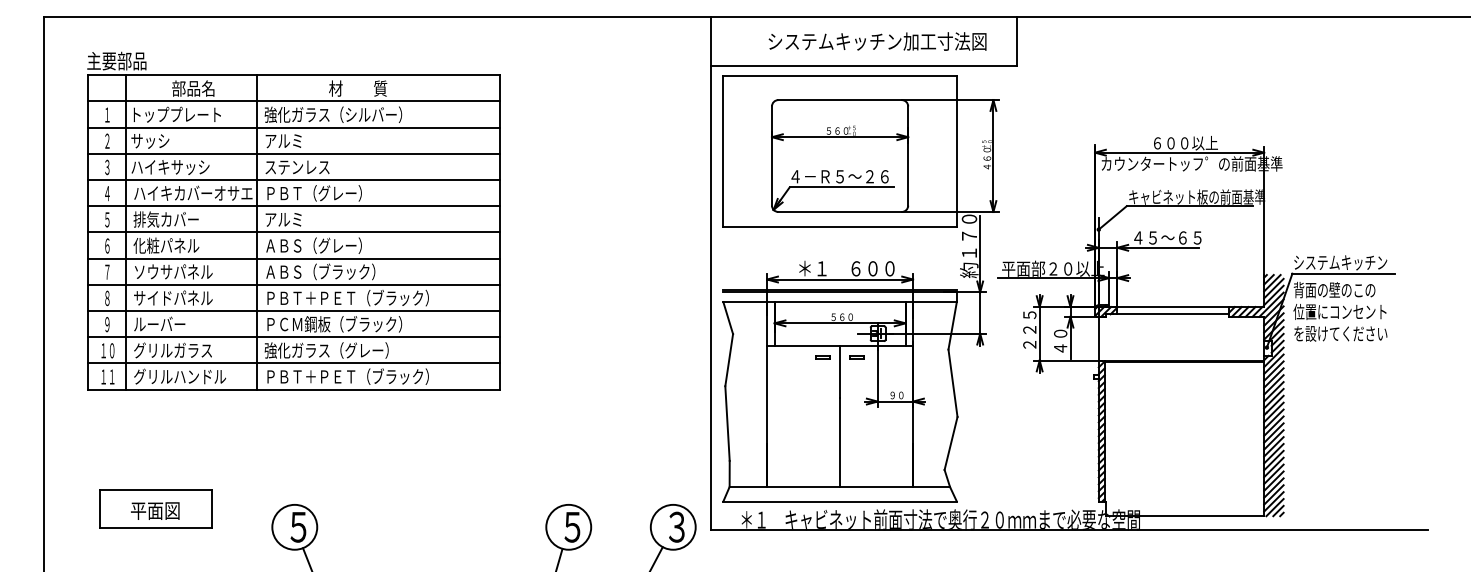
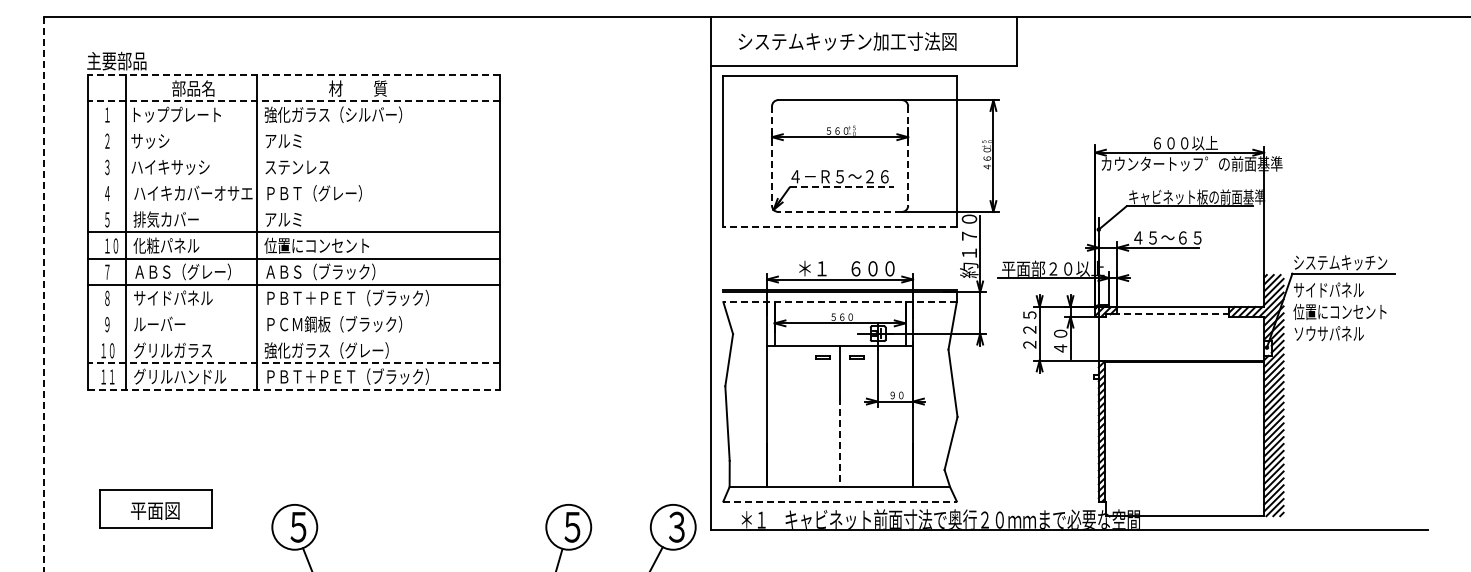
text position: (877, 41) -> (847, 41) (847, 41)
line: solid -> dashed (294, 75)
line: solid -> dashed (294, 101)
line: present -> none (293, 127)
line: present -> none (293, 153)
line: solid -> dashed (772, 156)
line: solid -> dashed (908, 156)
line: present -> none (293, 180)
line: solid -> dashed (842, 187)
line: present -> none (293, 206)
line: solid -> dashed (840, 211)
line: solid -> dashed (840, 226)
text: ６ -> １０ (111, 245)
text: ＡＢＳ（グレー） -> 位置にコンセント (316, 245)
text: ソウサパネル -> ＡＢＳ（グレー） (182, 271)
text: 背面の壁のこの -> サイドパネル (1334, 289)
line: solid -> dashed (44, 294)
line: solid -> dashed (840, 302)
line: present -> none (293, 310)
line: solid -> dashed (1171, 314)
text: を設けてください -> ソウサパネル (1340, 333)
line: present -> none (293, 337)
line: solid -> dashed (294, 363)
line: solid -> dashed (294, 389)
line: solid -> dashed (840, 442)
line: solid -> dashed (840, 501)
